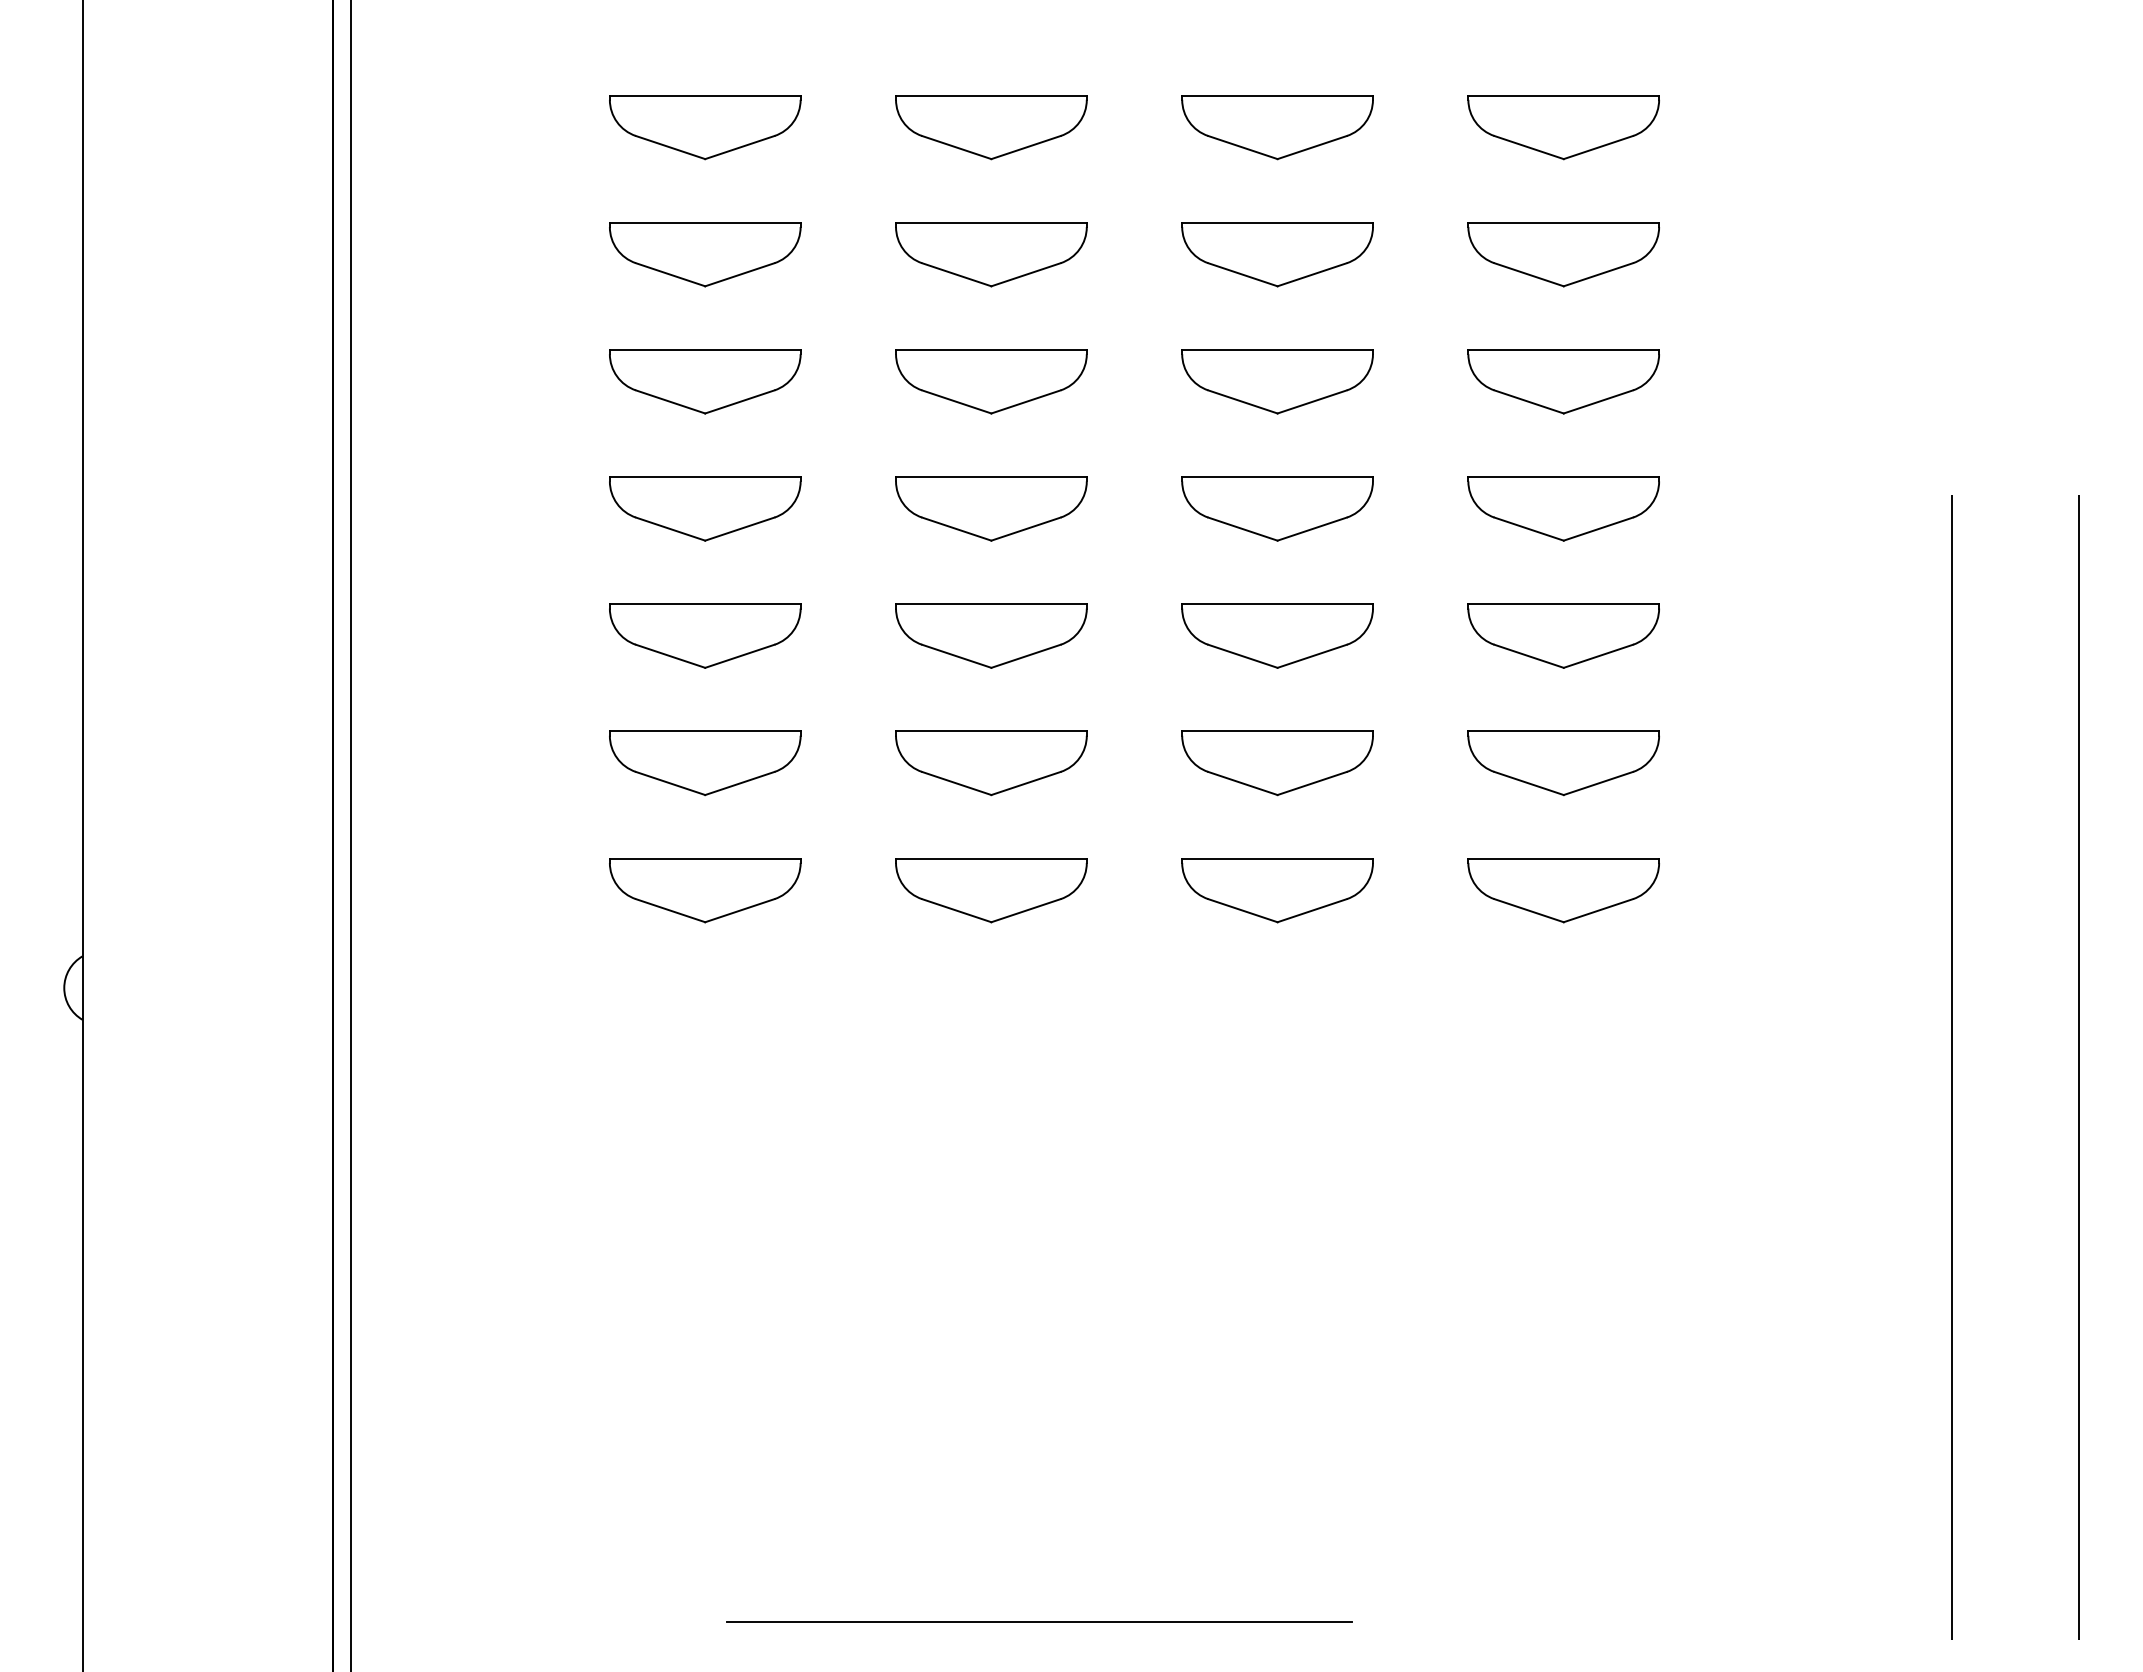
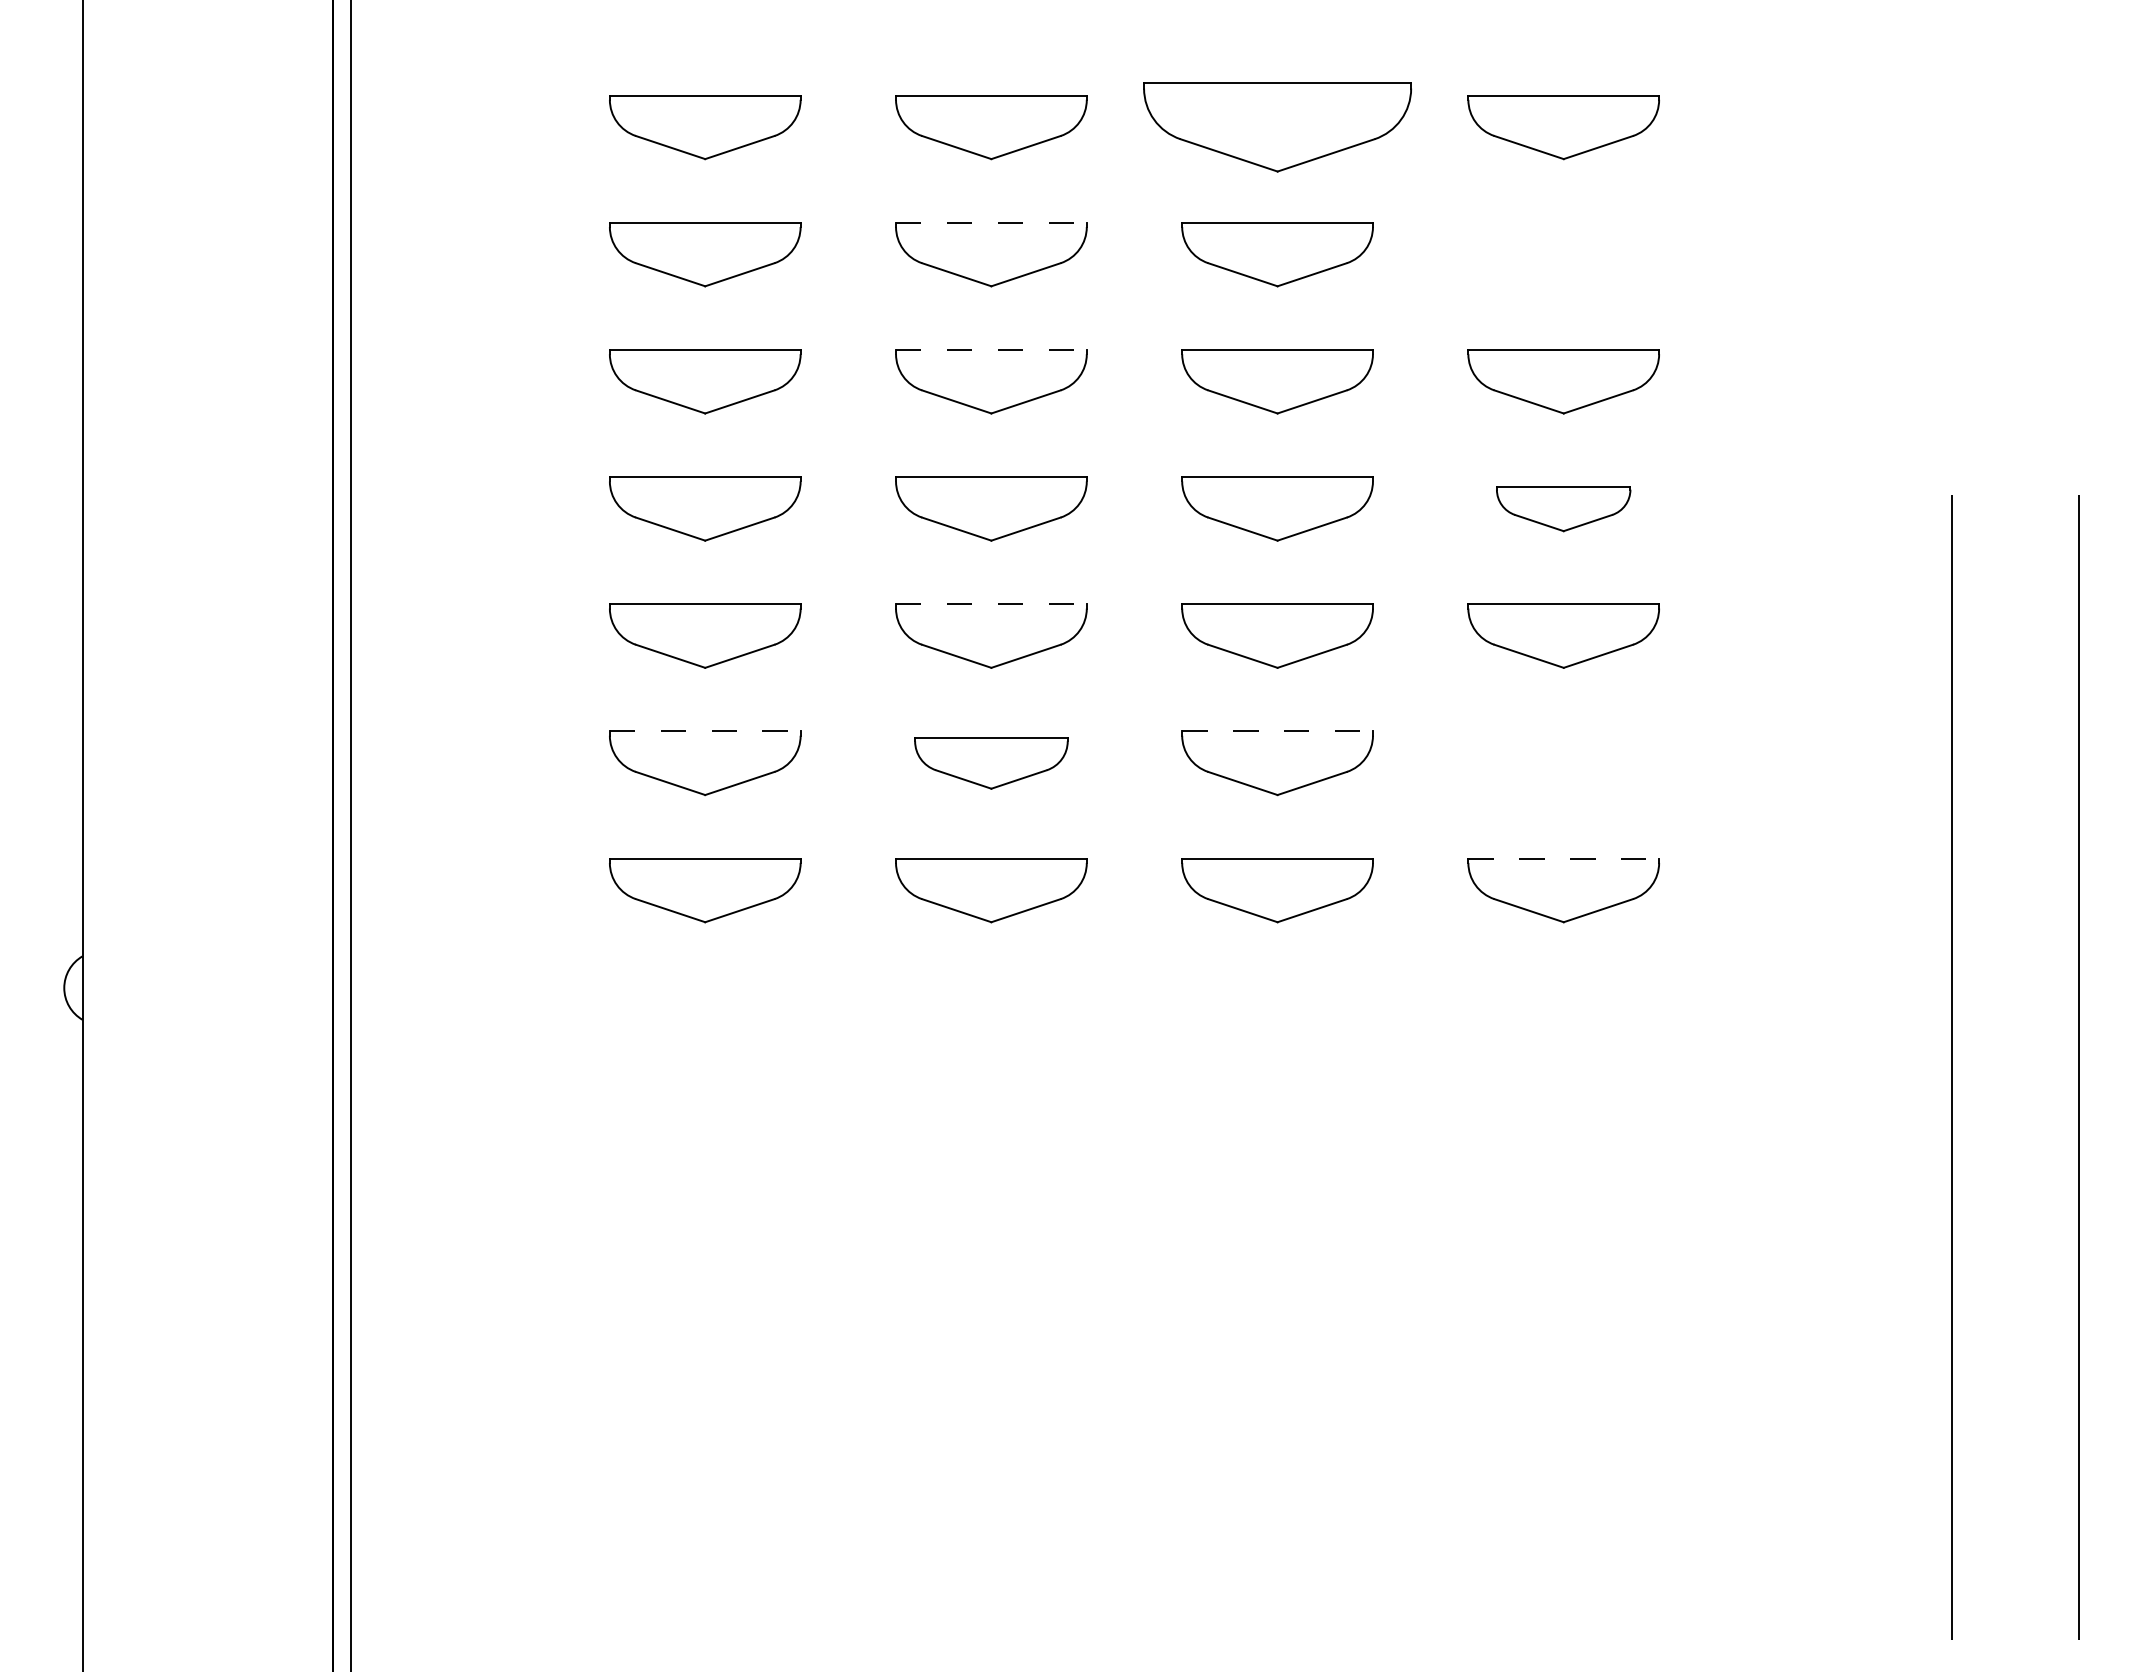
part size: 193x66 px -> 269x91 px (1277, 127)
line: solid -> dashed (991, 222)
part: present -> none (1563, 254)
line: solid -> dashed (991, 349)
part size: 193x66 px -> 136x47 px (1563, 509)
line: solid -> dashed (991, 604)
line: solid -> dashed (705, 731)
line: solid -> dashed (1278, 731)
part size: 193x67 px -> 155x53 px (991, 763)
part: present -> none (1563, 763)
line: solid -> dashed (1564, 858)
line: present -> none (1039, 1621)
